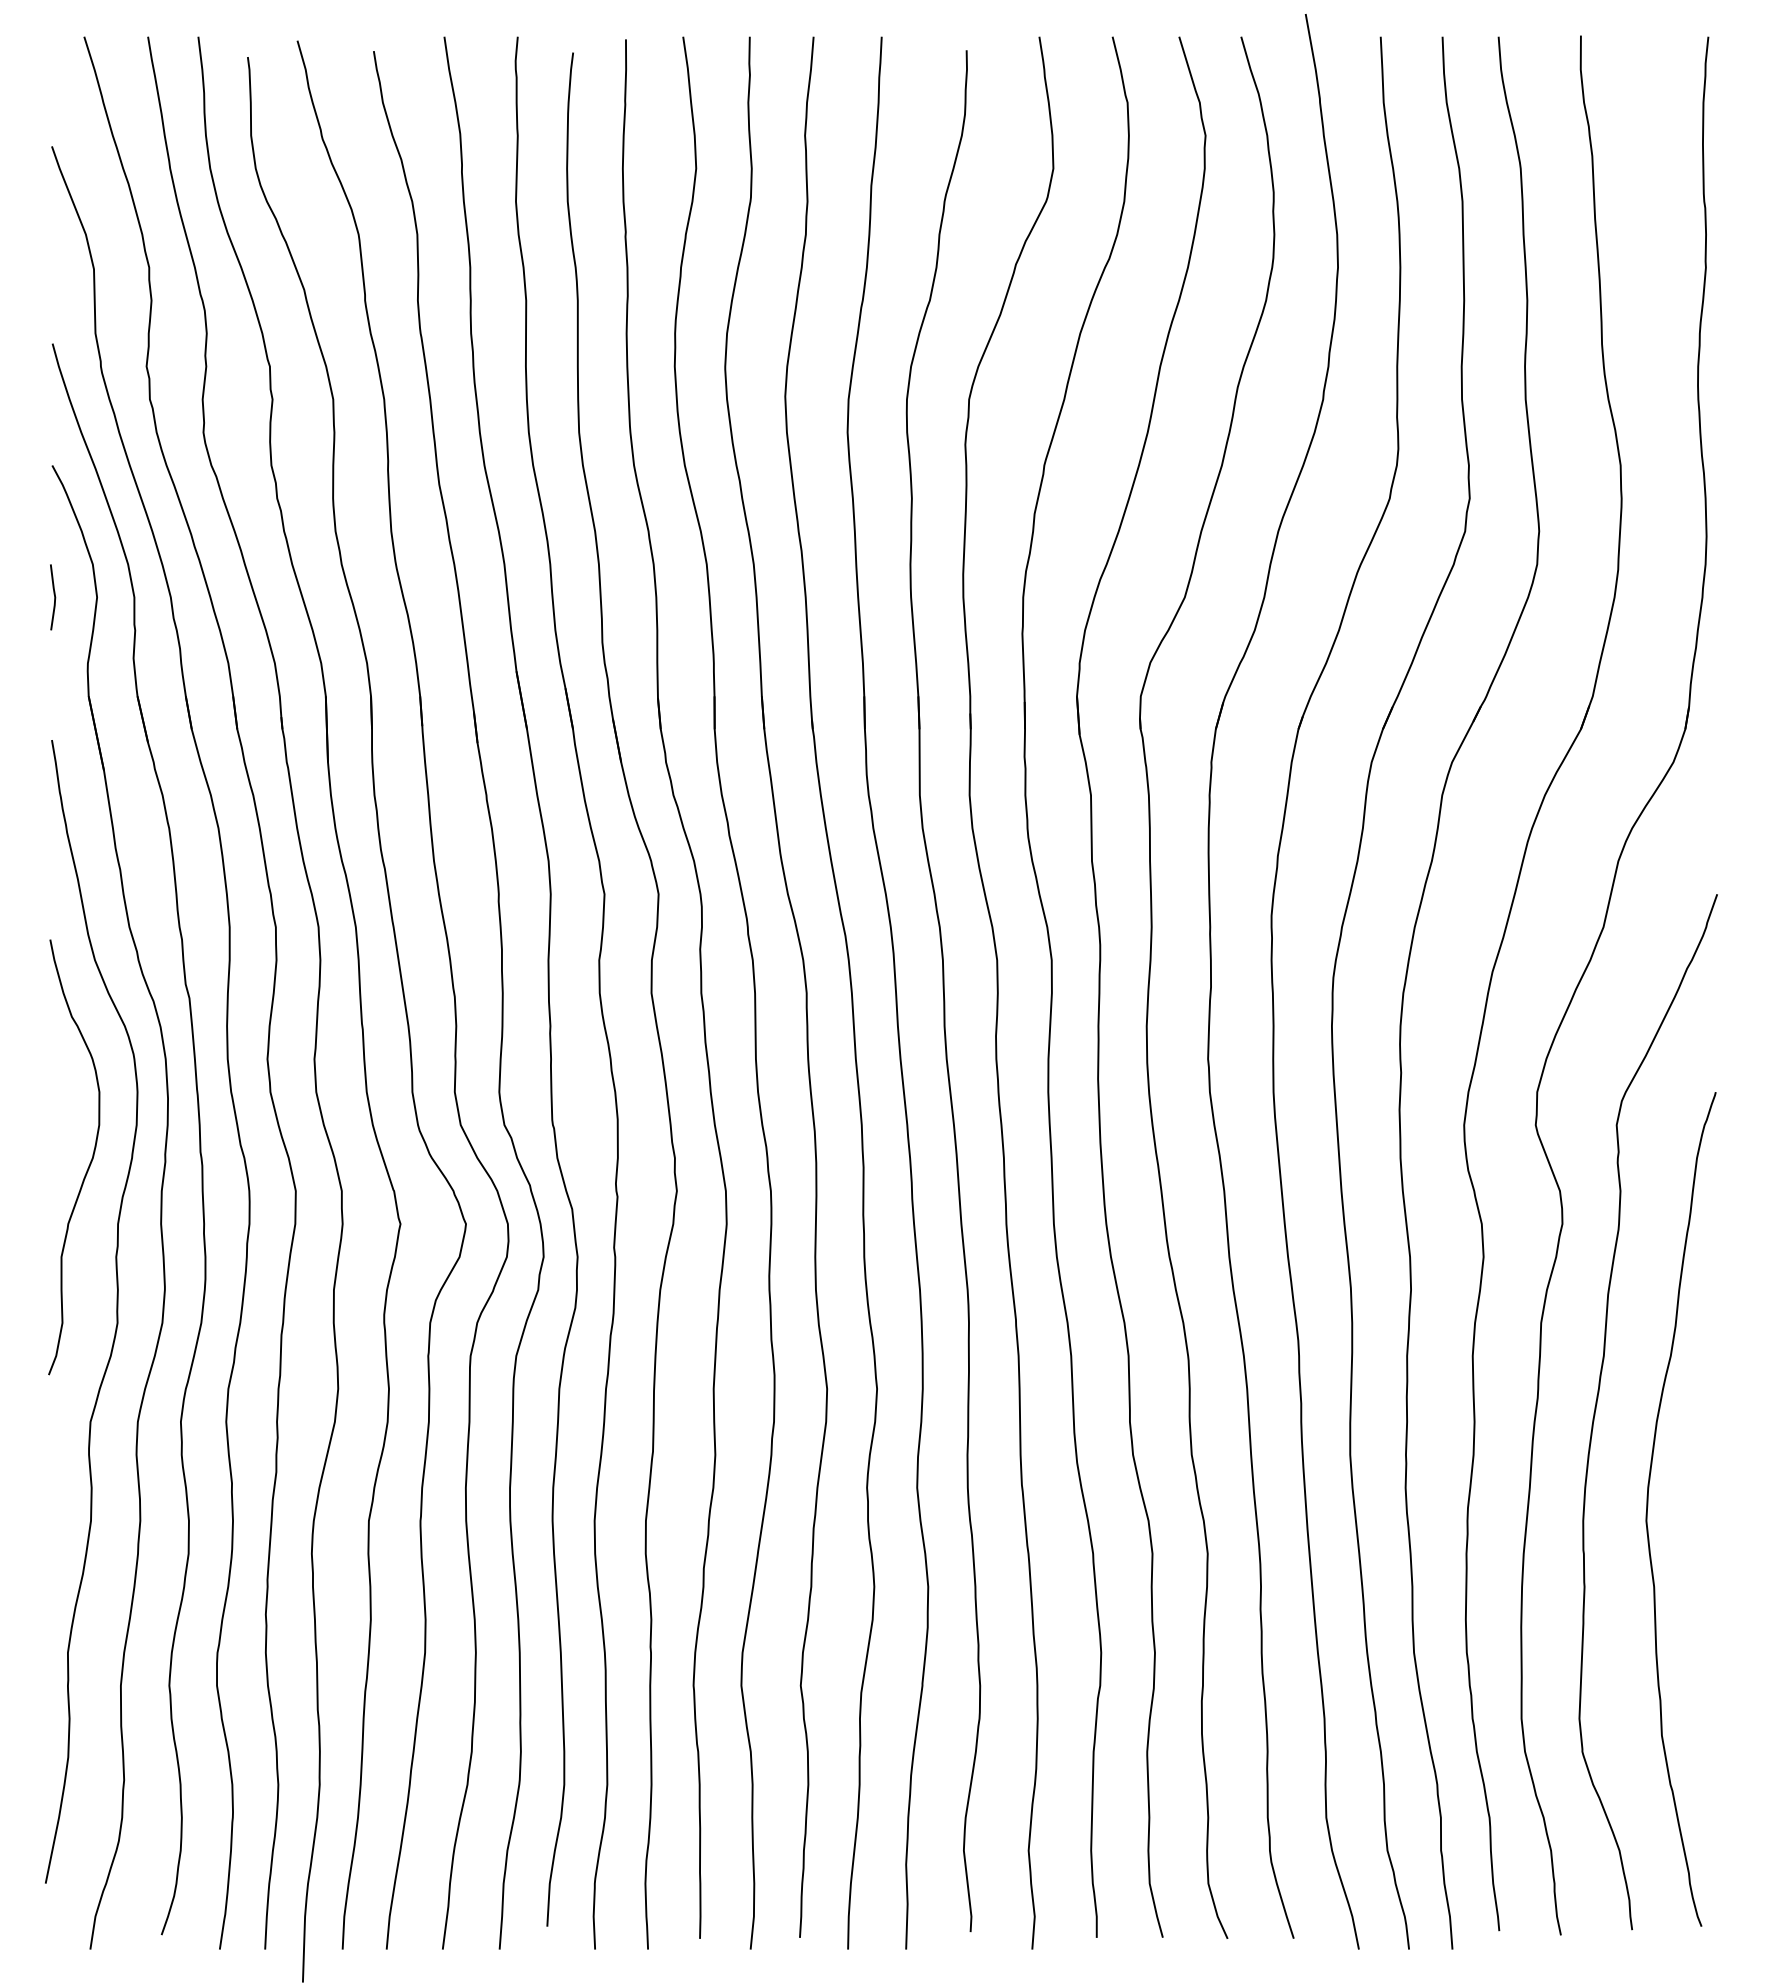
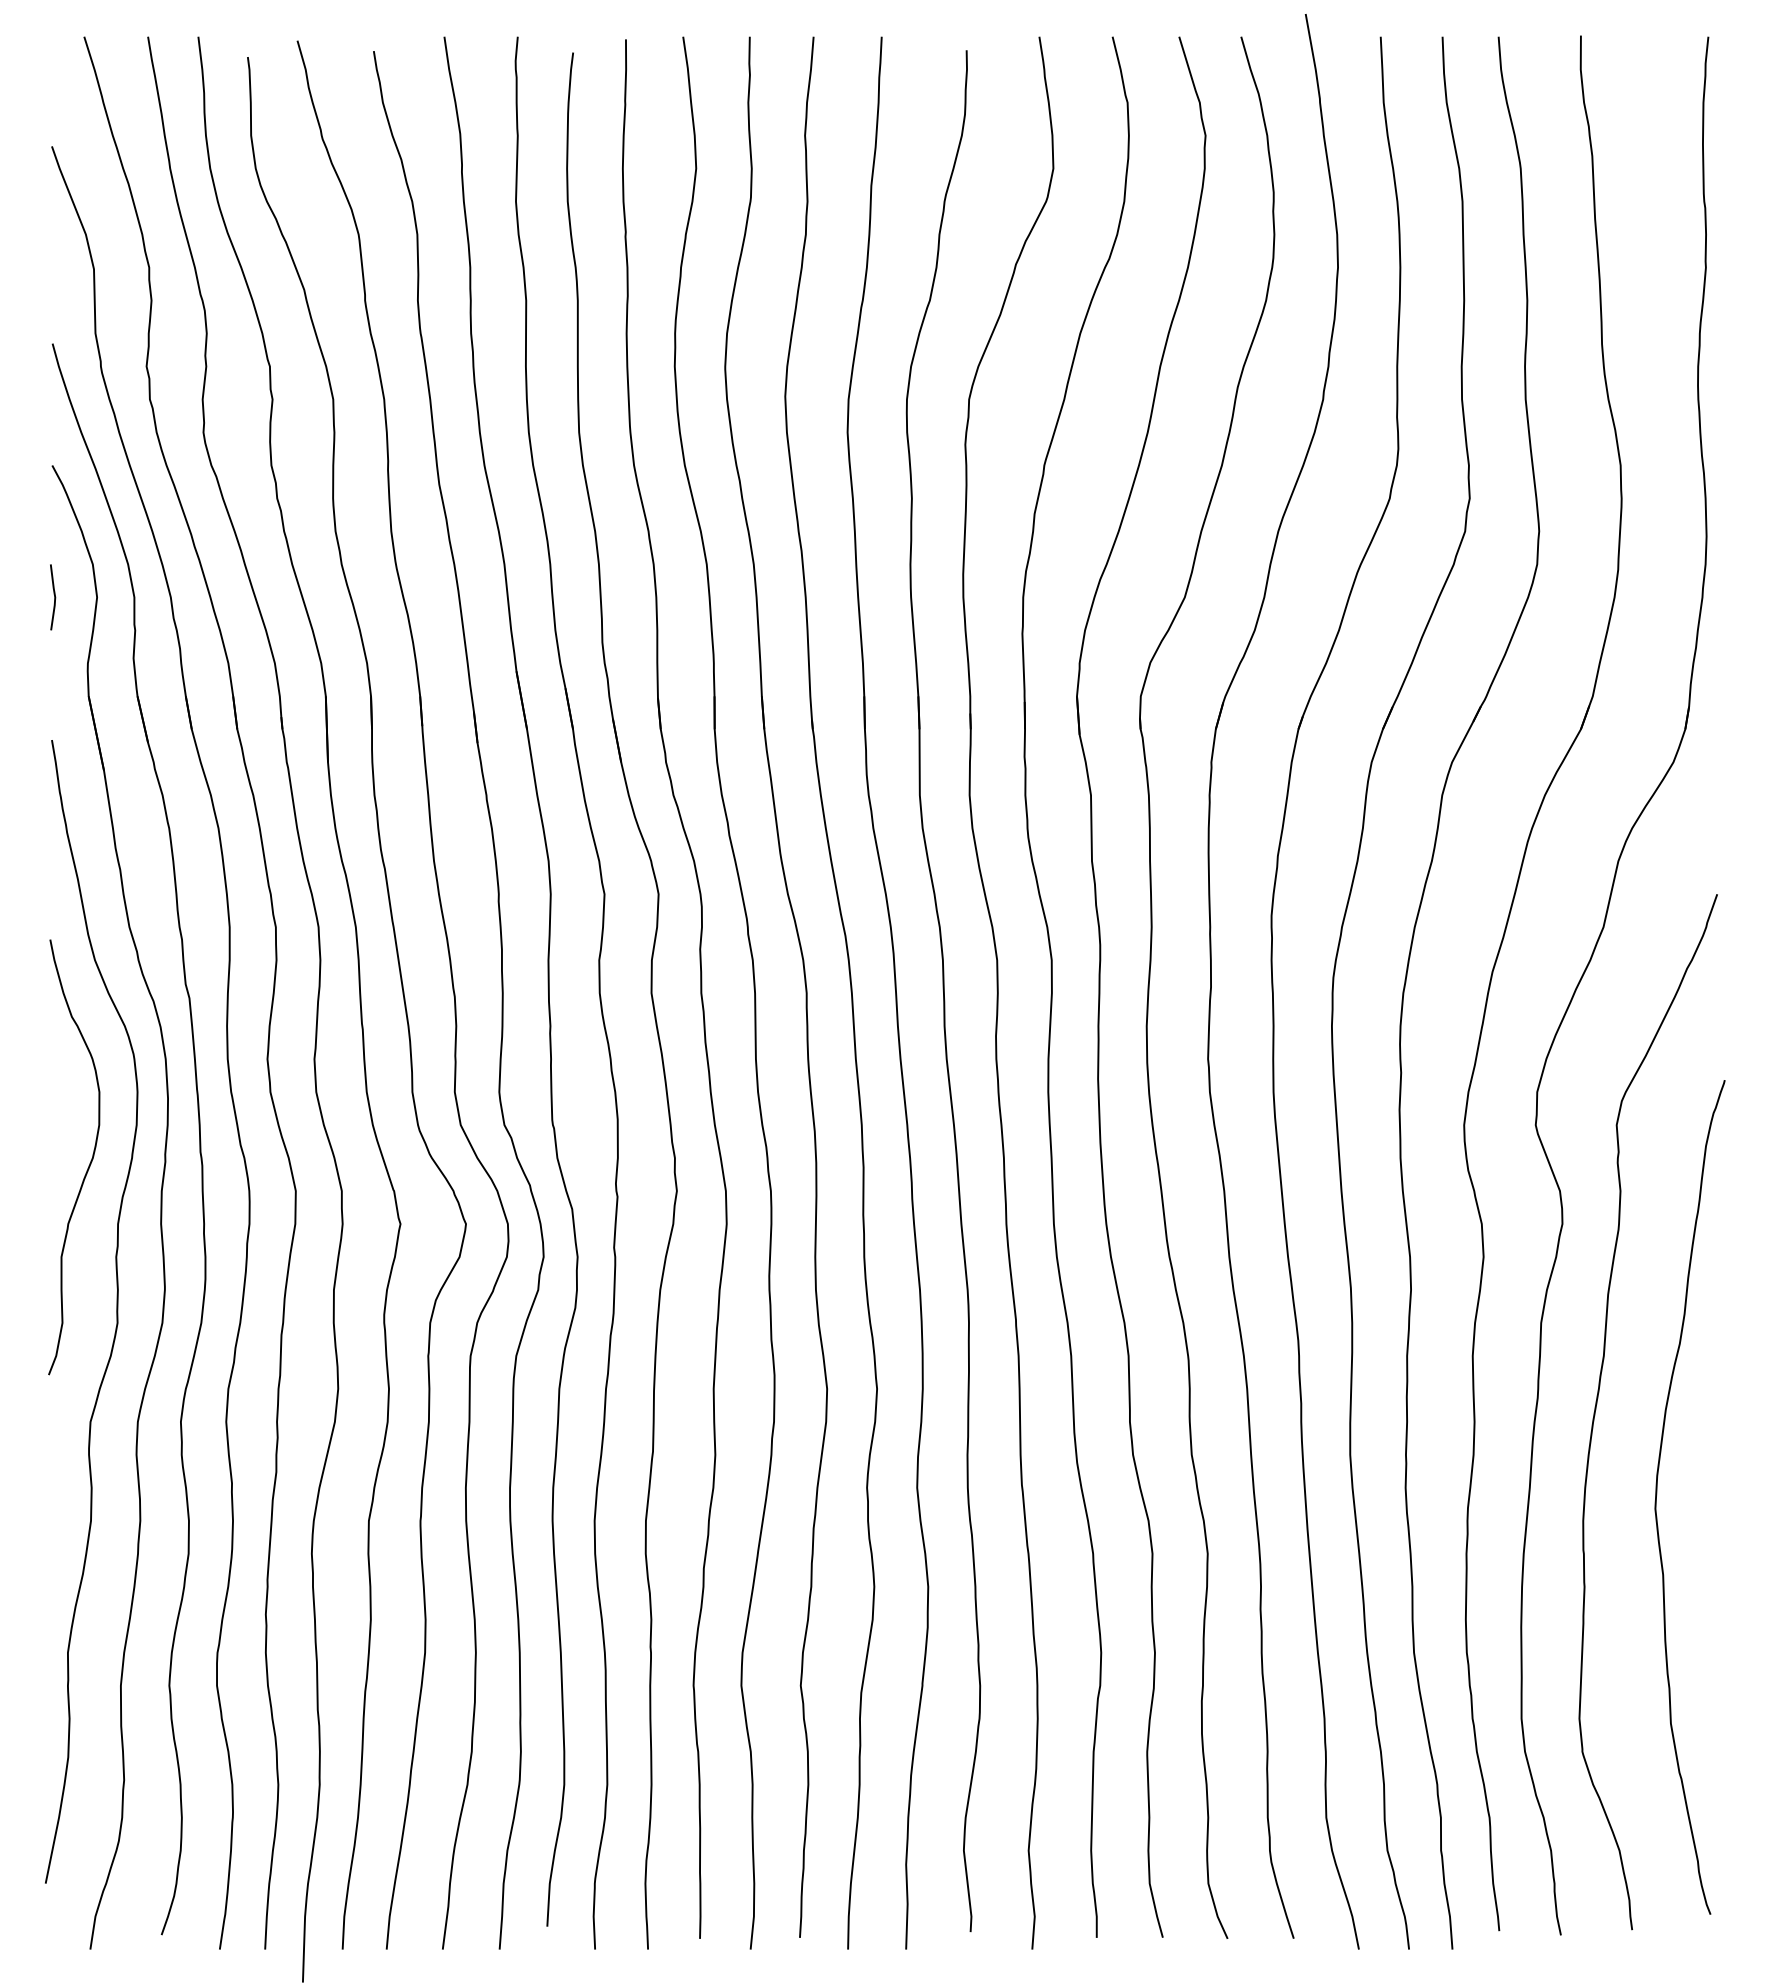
curve position: (1648, 1506) -> (1657, 1494) (1657, 1494)
